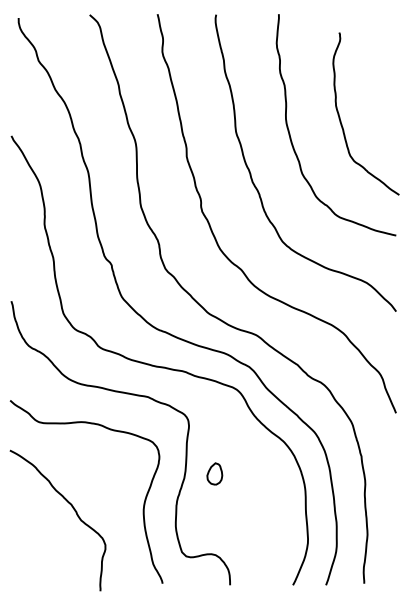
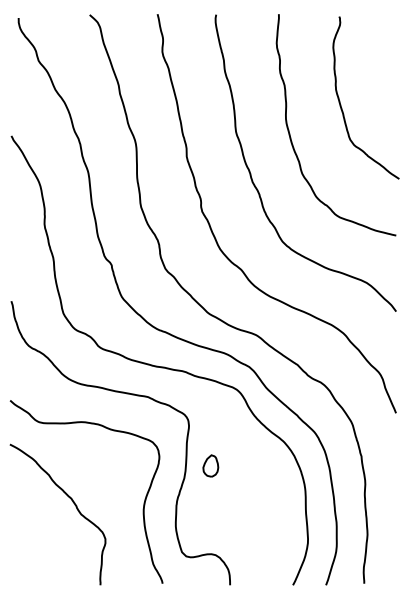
curve position: (341, 120) -> (341, 104) (341, 104)
part position: (214, 473) -> (210, 465) (210, 465)
curve position: (72, 508) -> (72, 502) (72, 502)
